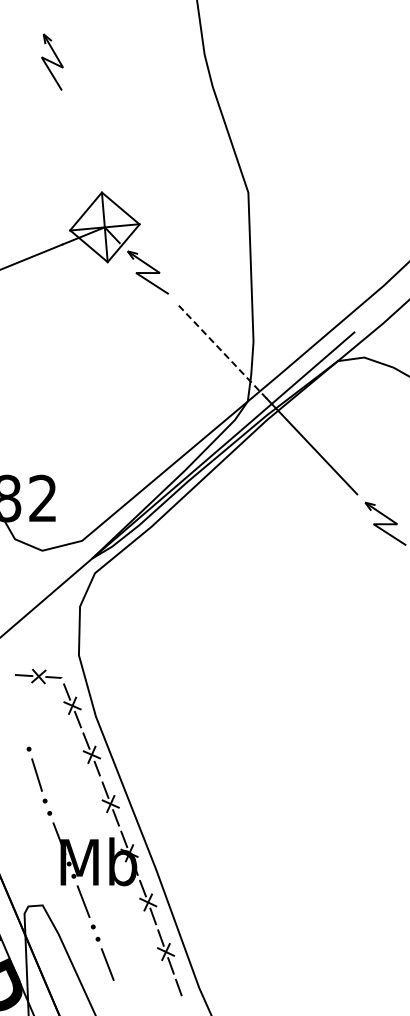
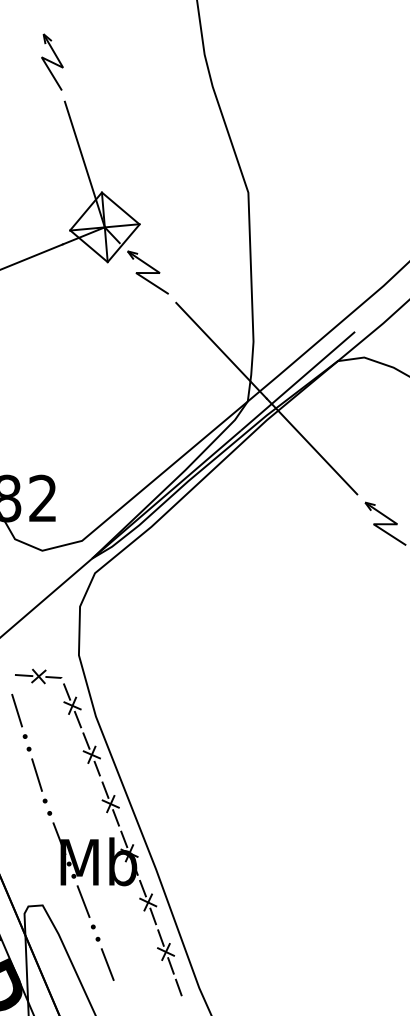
line: none -> present (84, 164)
line: dashed -> solid (221, 350)
part: none -> present (19, 715)
